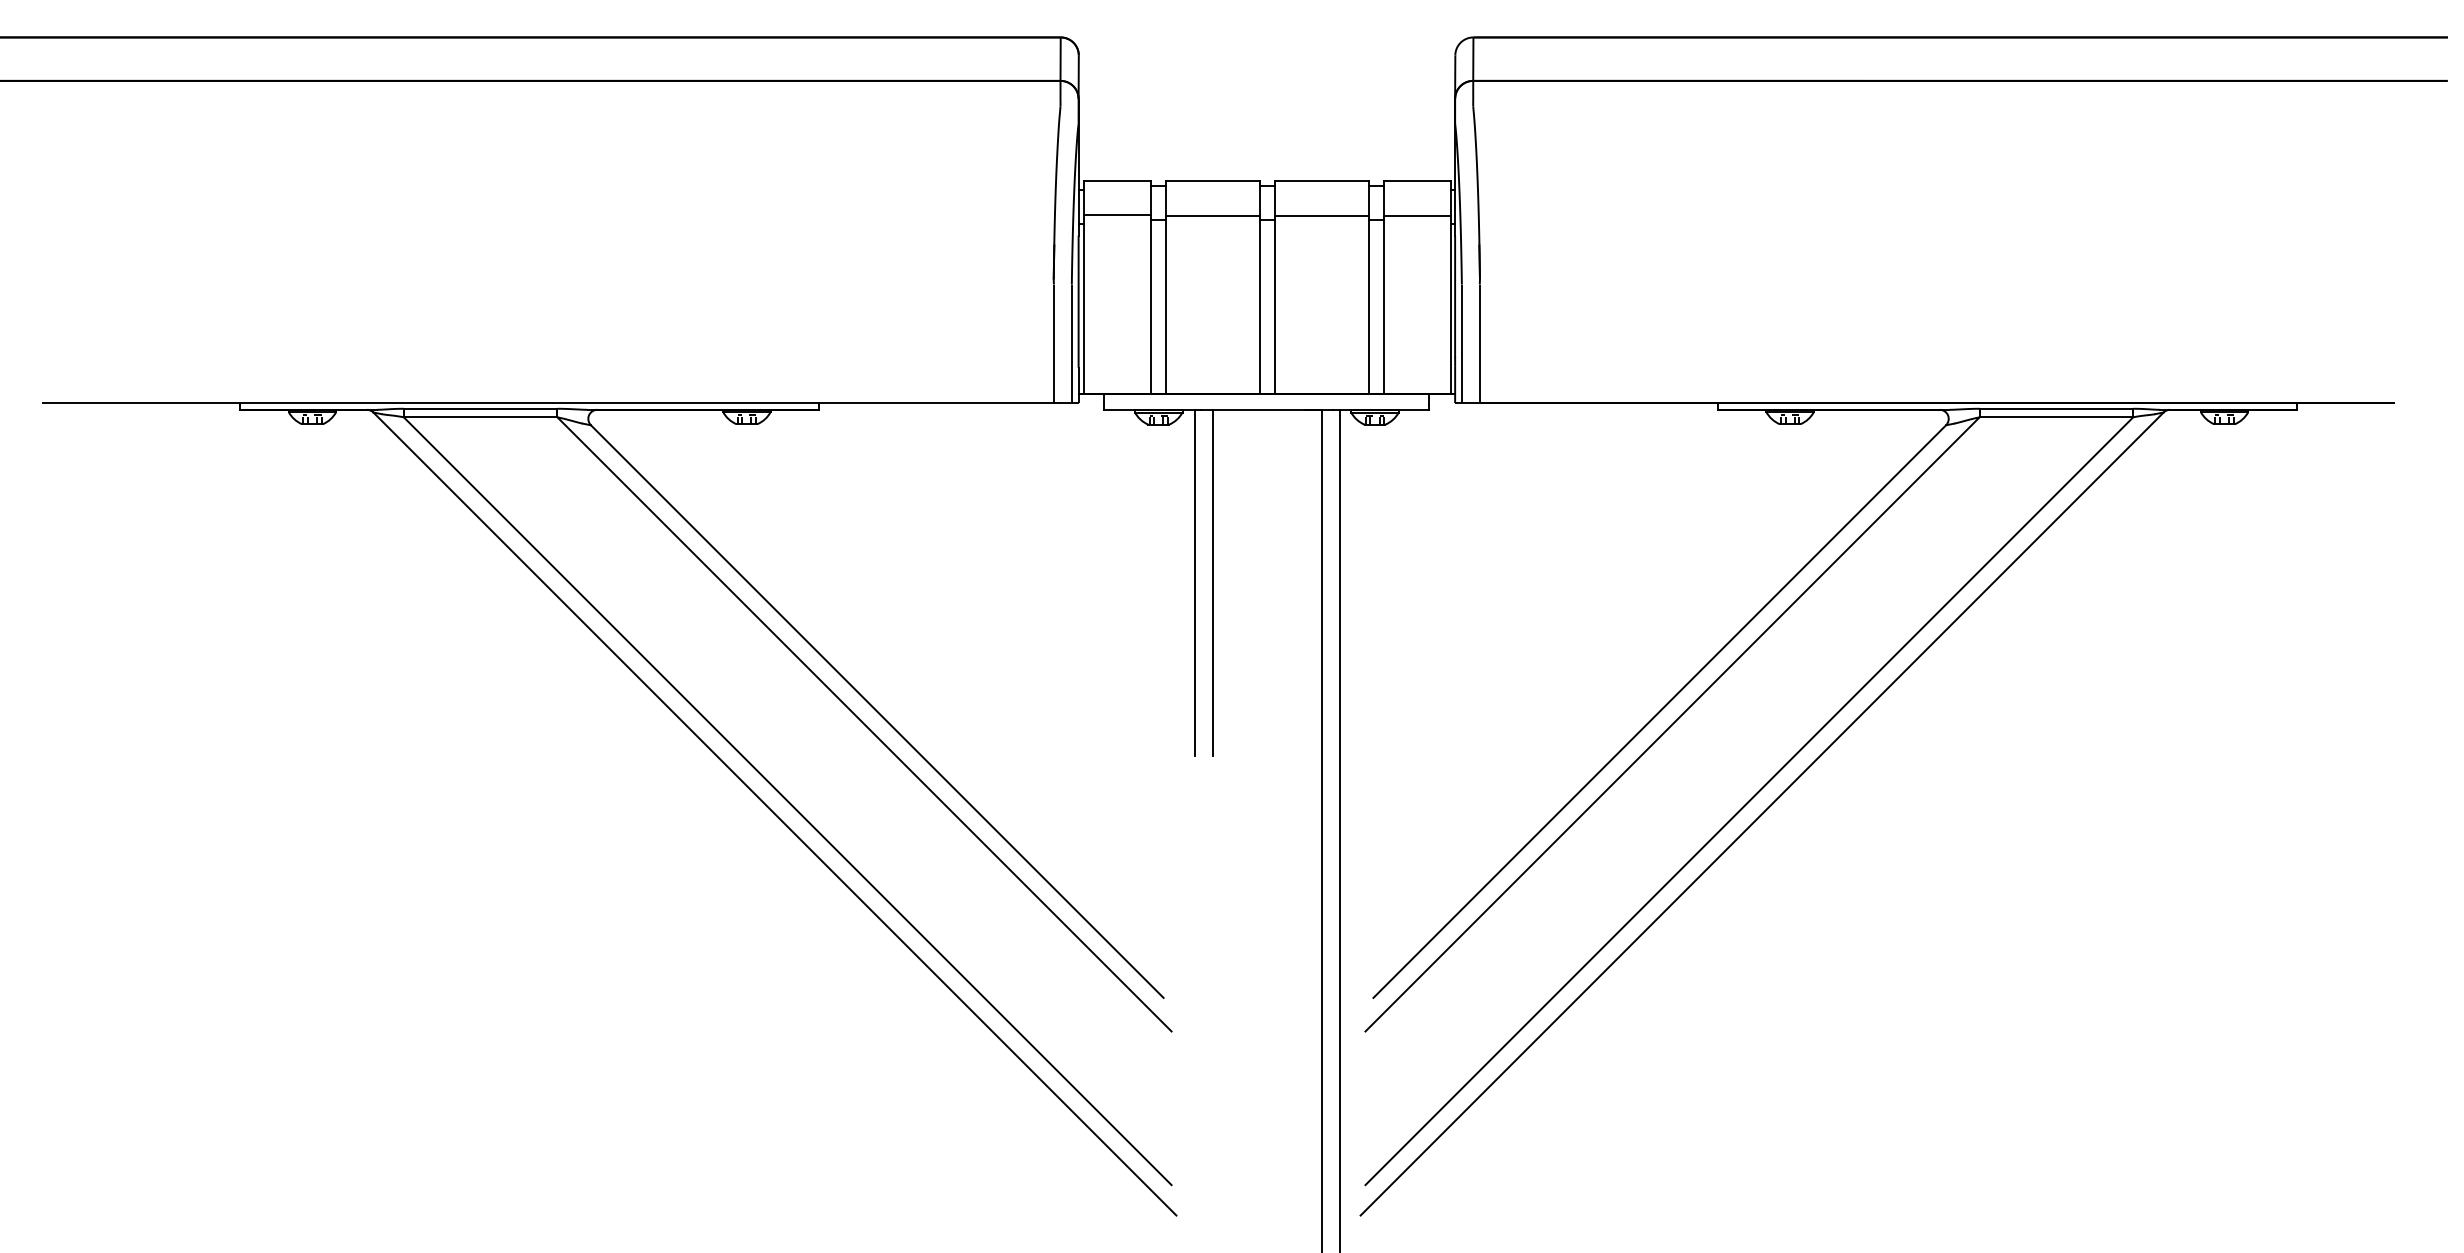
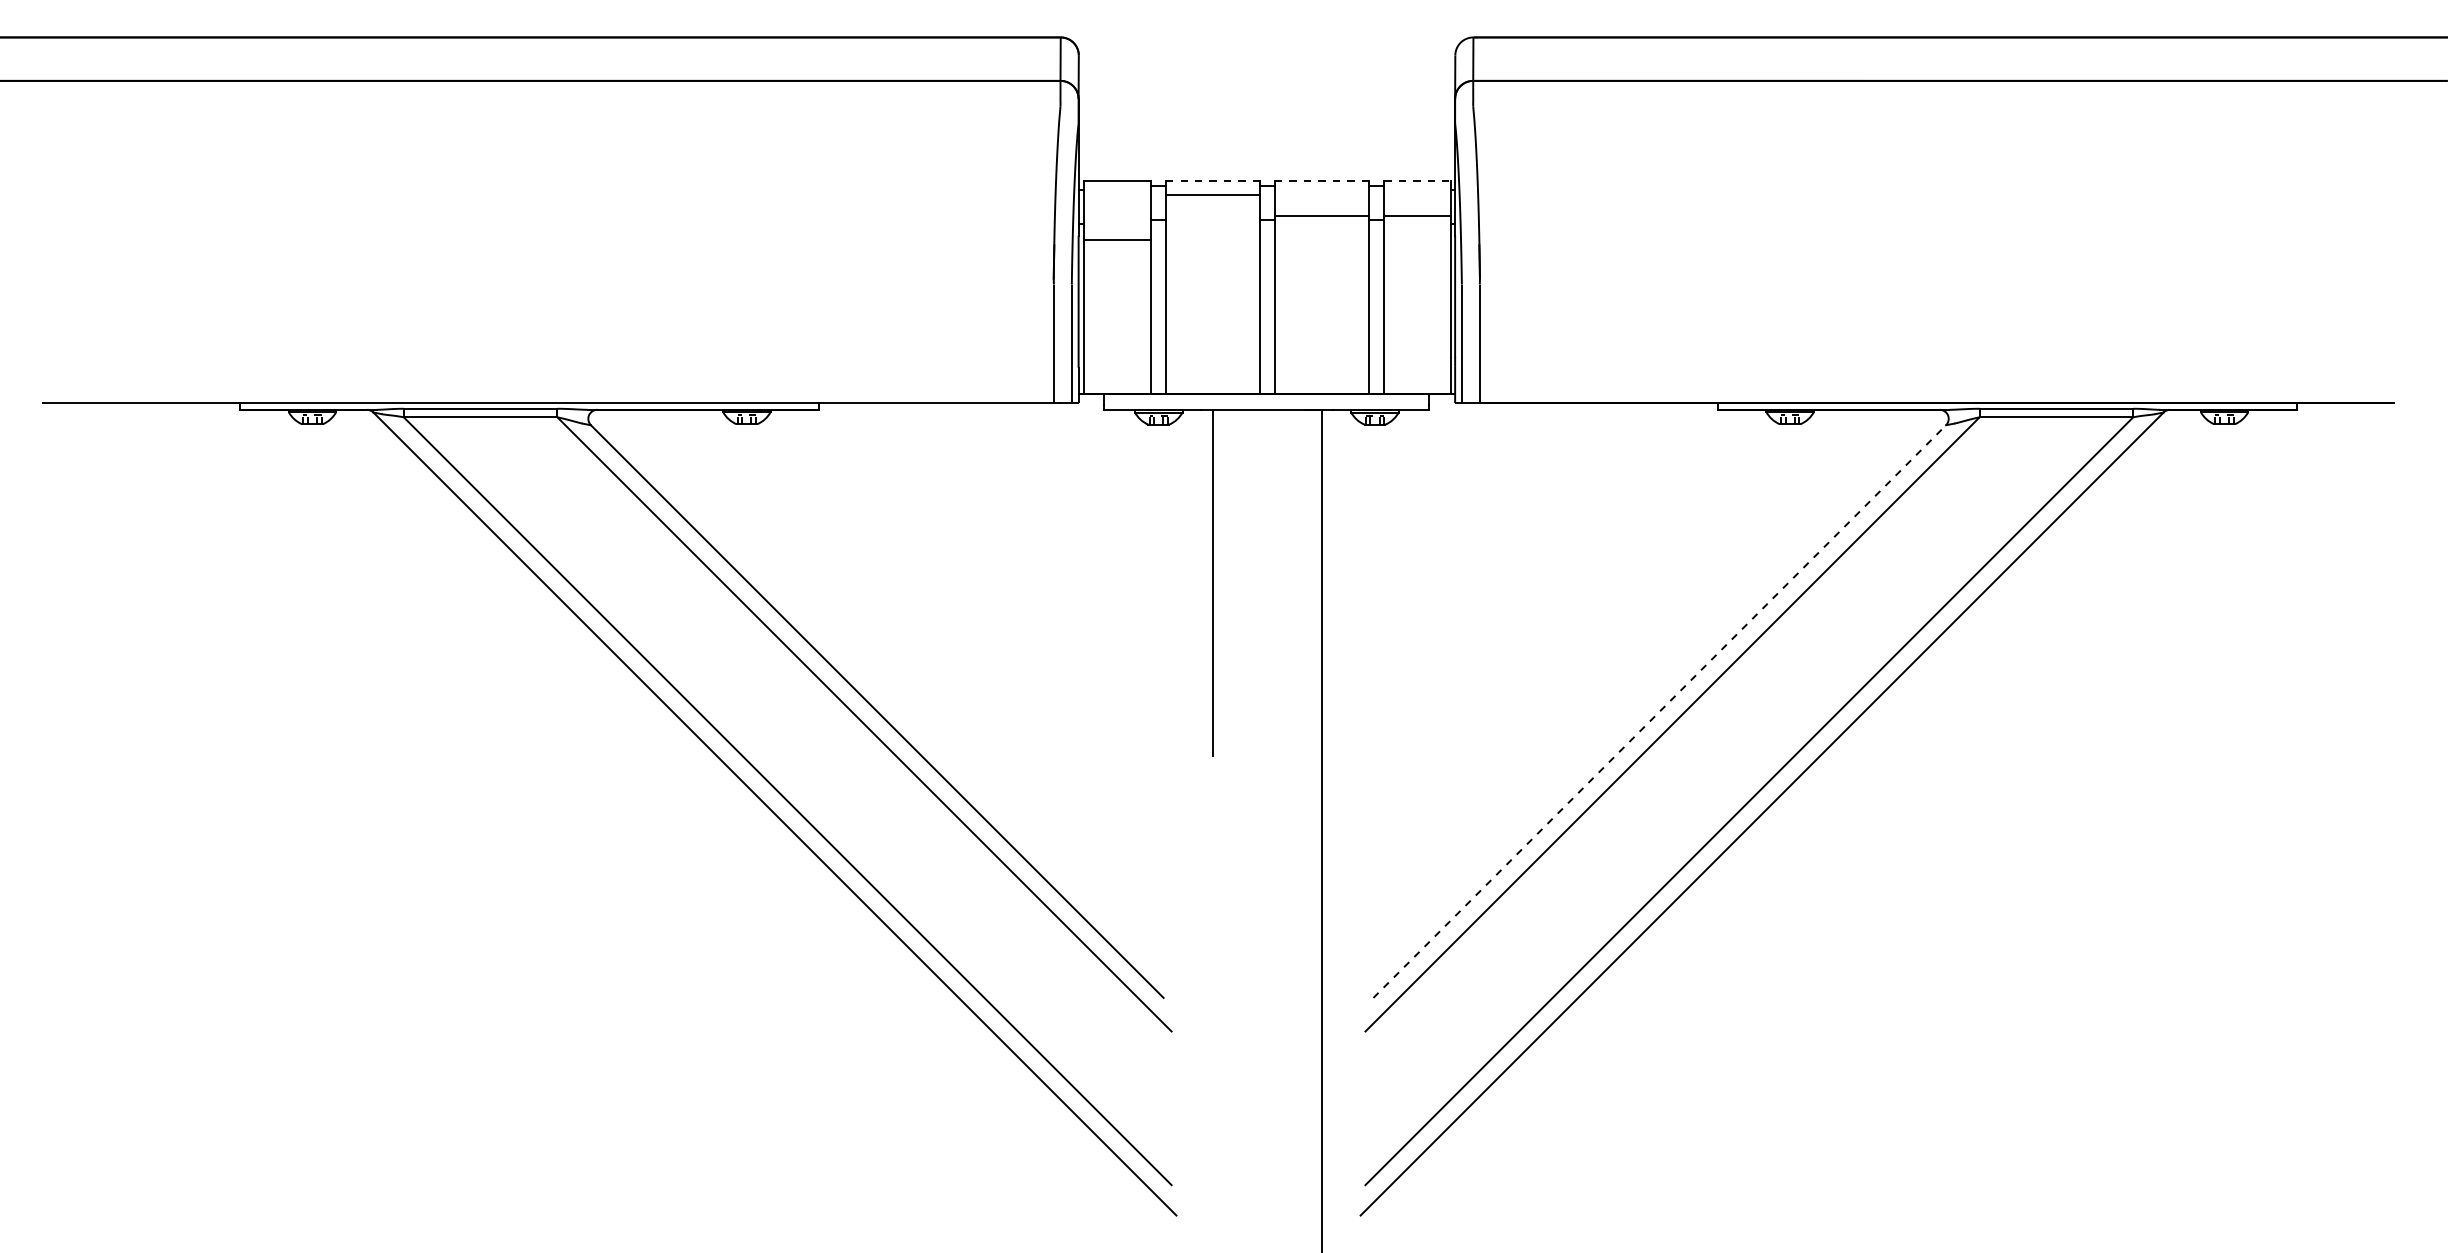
line: solid -> dashed (1213, 181)
line: solid -> dashed (1322, 181)
line: solid -> dashed (1418, 181)
line position: (1117, 215) -> (1117, 240) (1117, 240)
line position: (1213, 215) -> (1213, 194) (1213, 194)
line: present -> none (1194, 583)
line: solid -> dashed (1659, 711)
line: present -> none (1339, 829)
